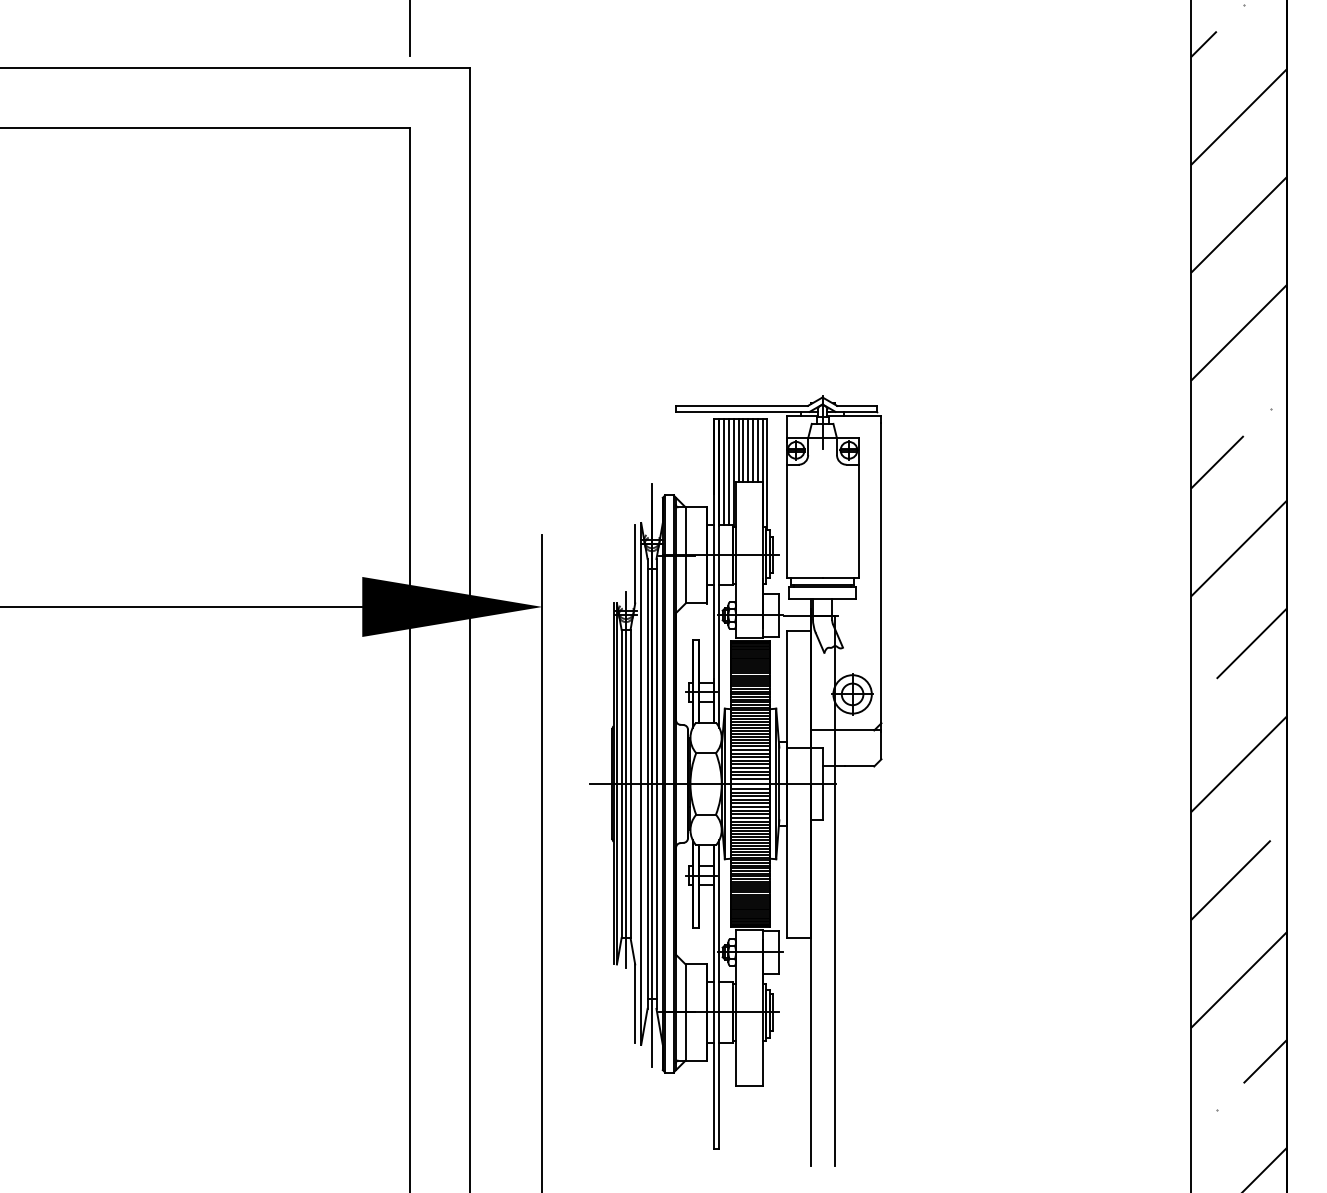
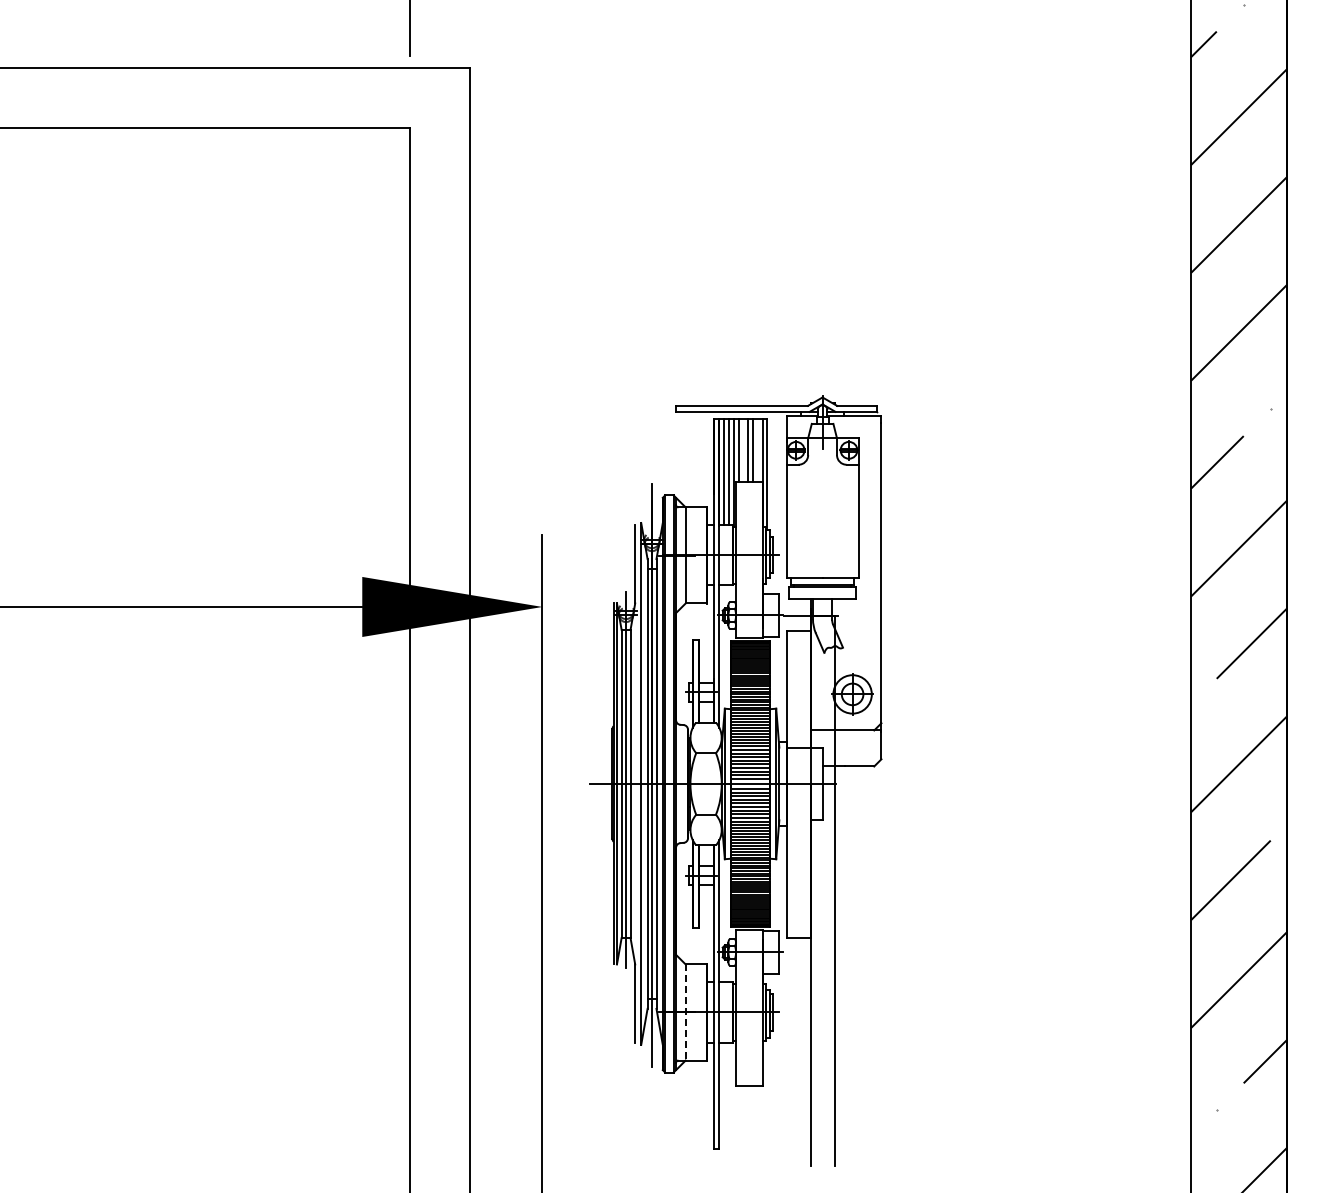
line: present -> none (743, 450)
line: present -> none (757, 450)
line: solid -> dashed (685, 1012)
